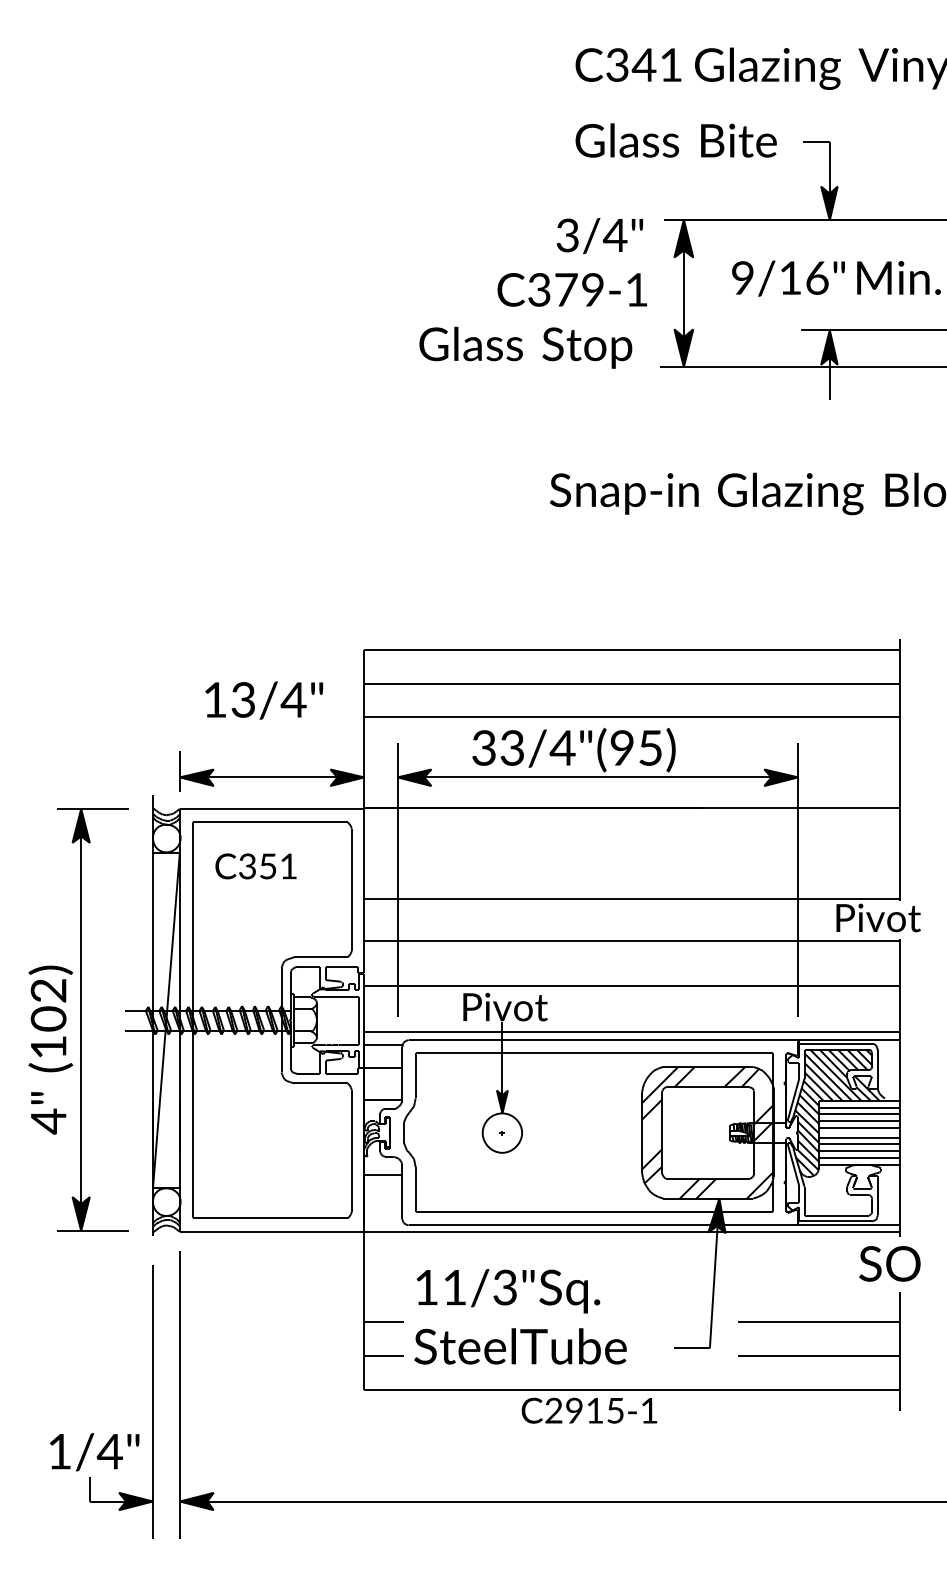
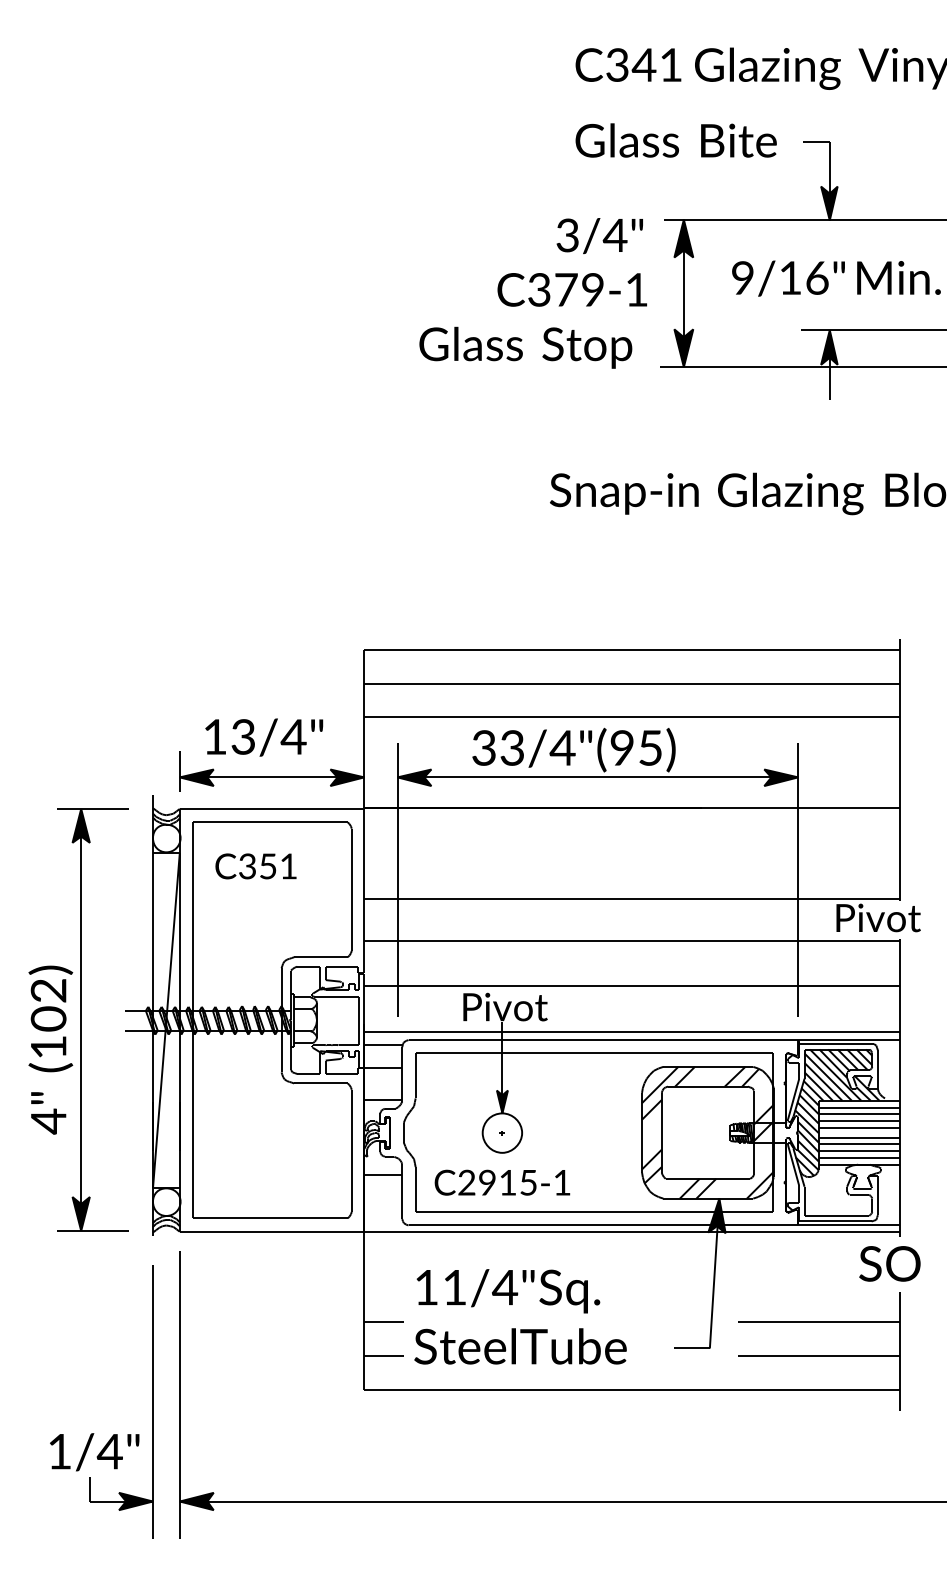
text position: (264, 700) -> (264, 737) (264, 737)
text: 11/3"Sq. -> 11/4"Sq. (505, 1287)
text position: (589, 1410) -> (502, 1182) (502, 1182)
